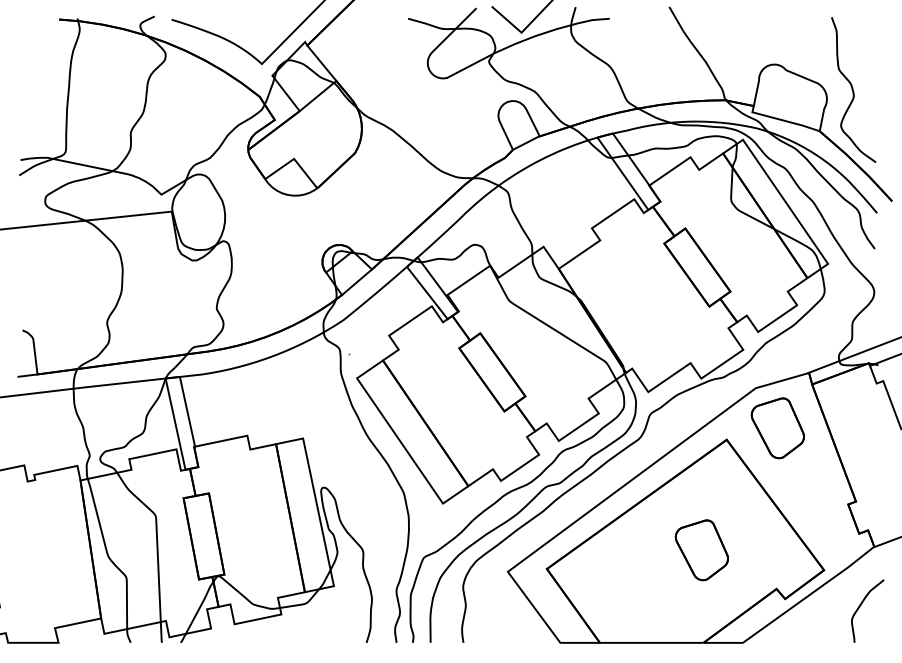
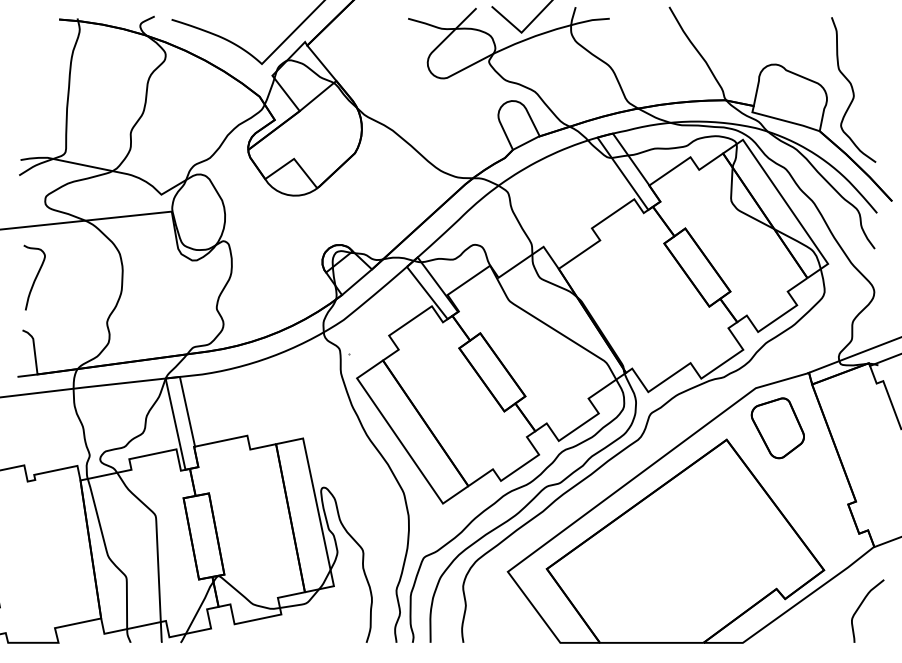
curve: none -> present (35, 277)
part: present -> none (701, 550)
